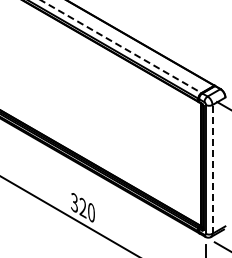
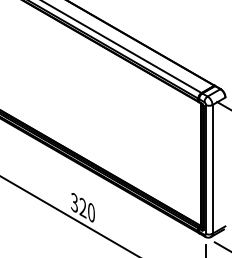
line: dashed -> solid (121, 46)
line: dashed -> solid (212, 168)
